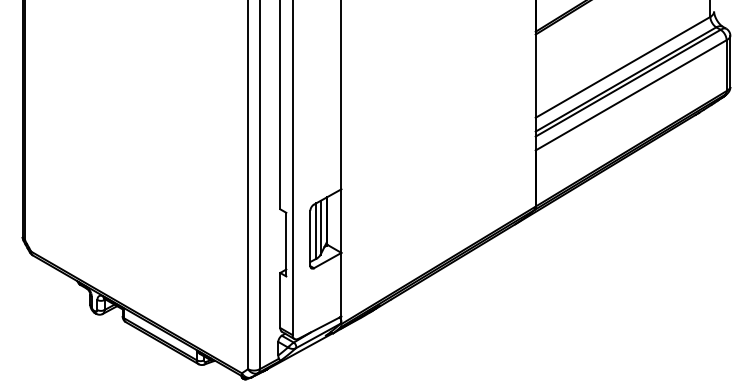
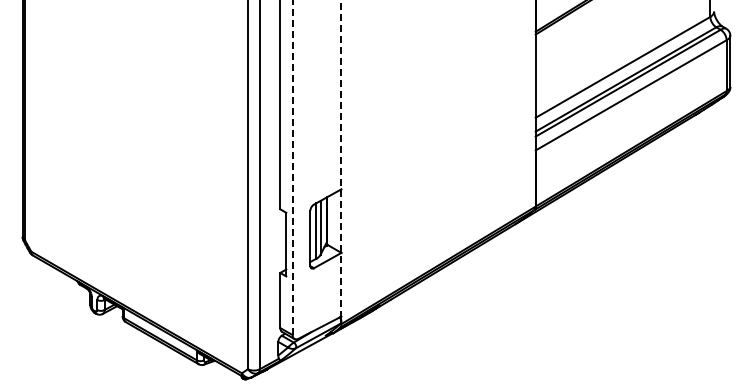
line: solid -> dashed (341, 158)
line: solid -> dashed (292, 167)
